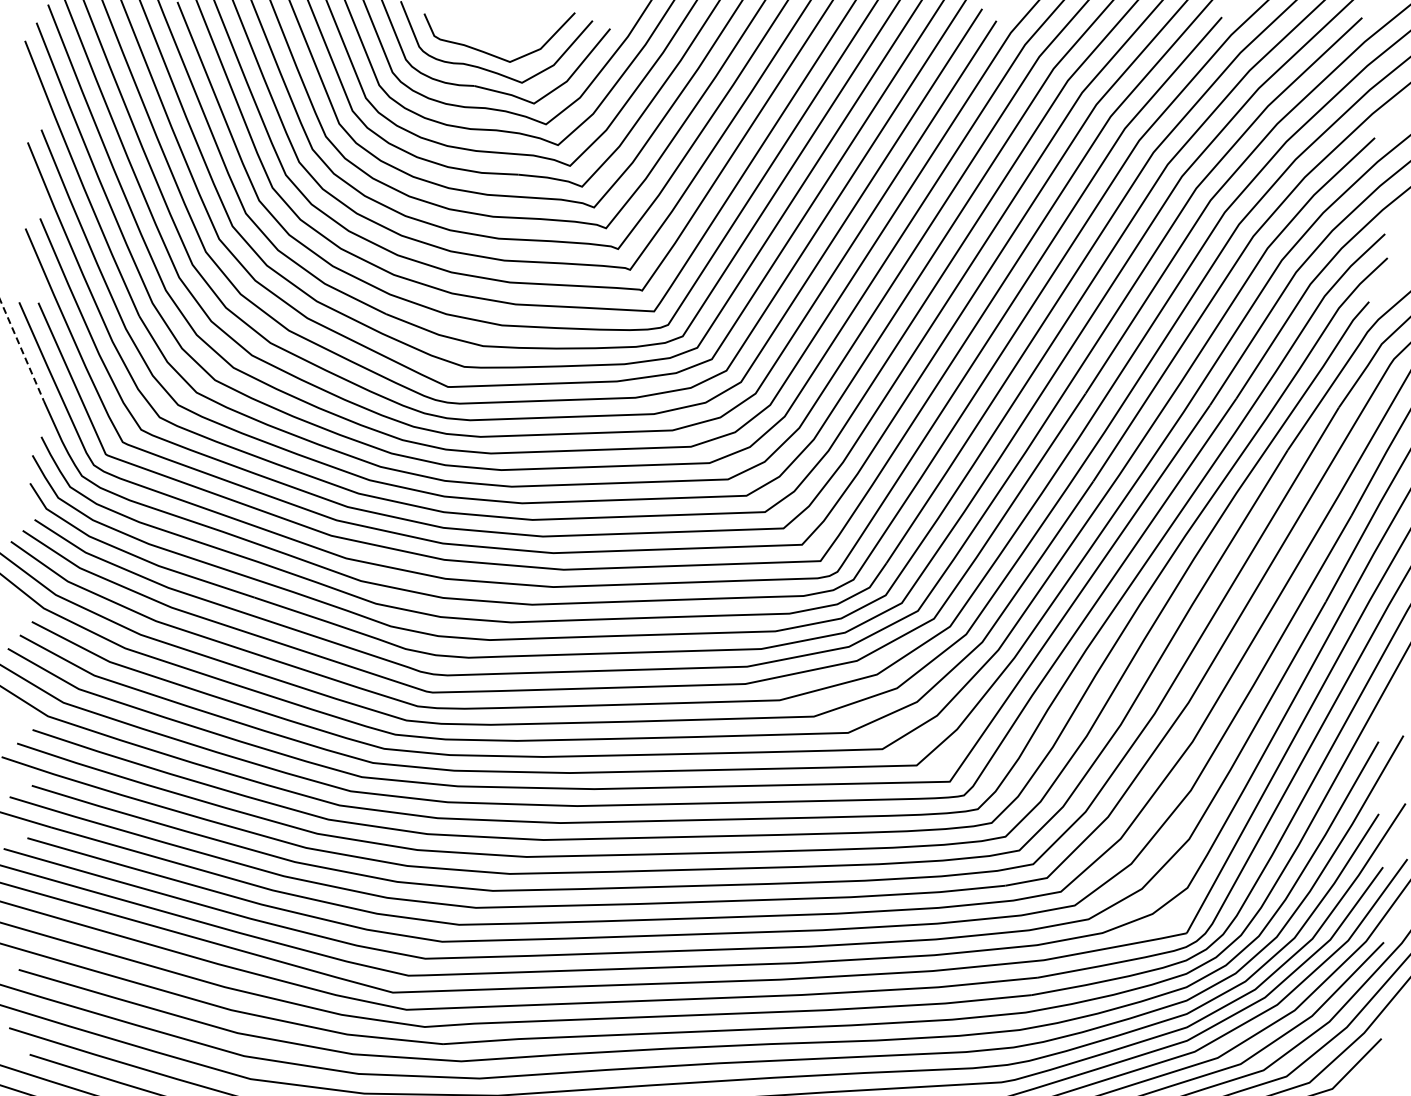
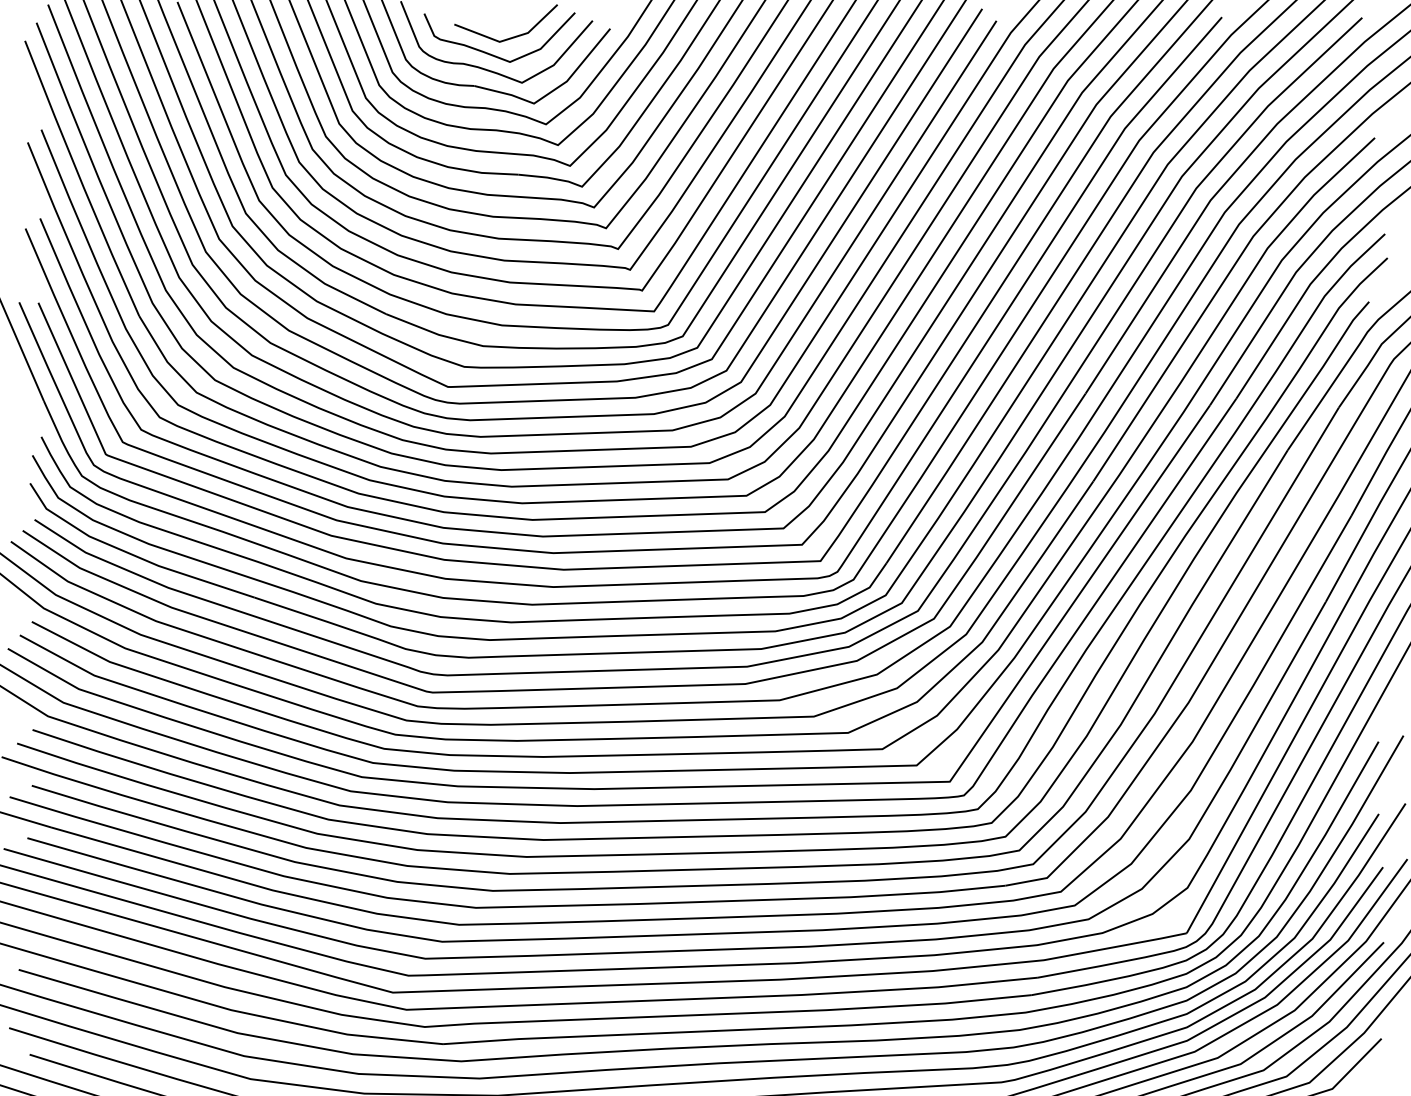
line: none -> present (509, 37)
line: dashed -> solid (22, 350)
